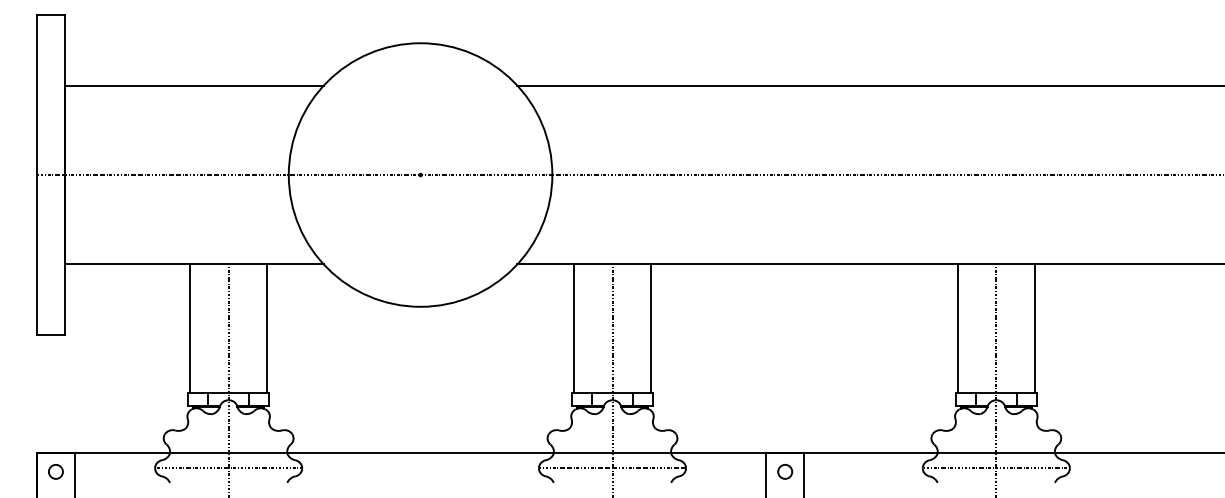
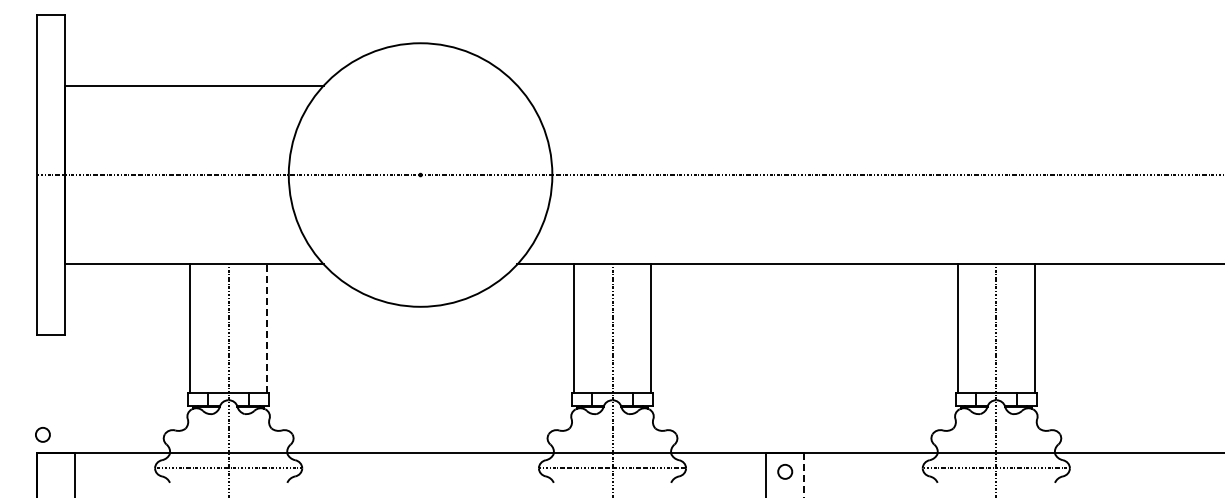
line: present -> none (869, 85)
line: solid -> dashed (267, 327)
circle position: (55, 471) -> (42, 434) (42, 434)
line: solid -> dashed (804, 475)
